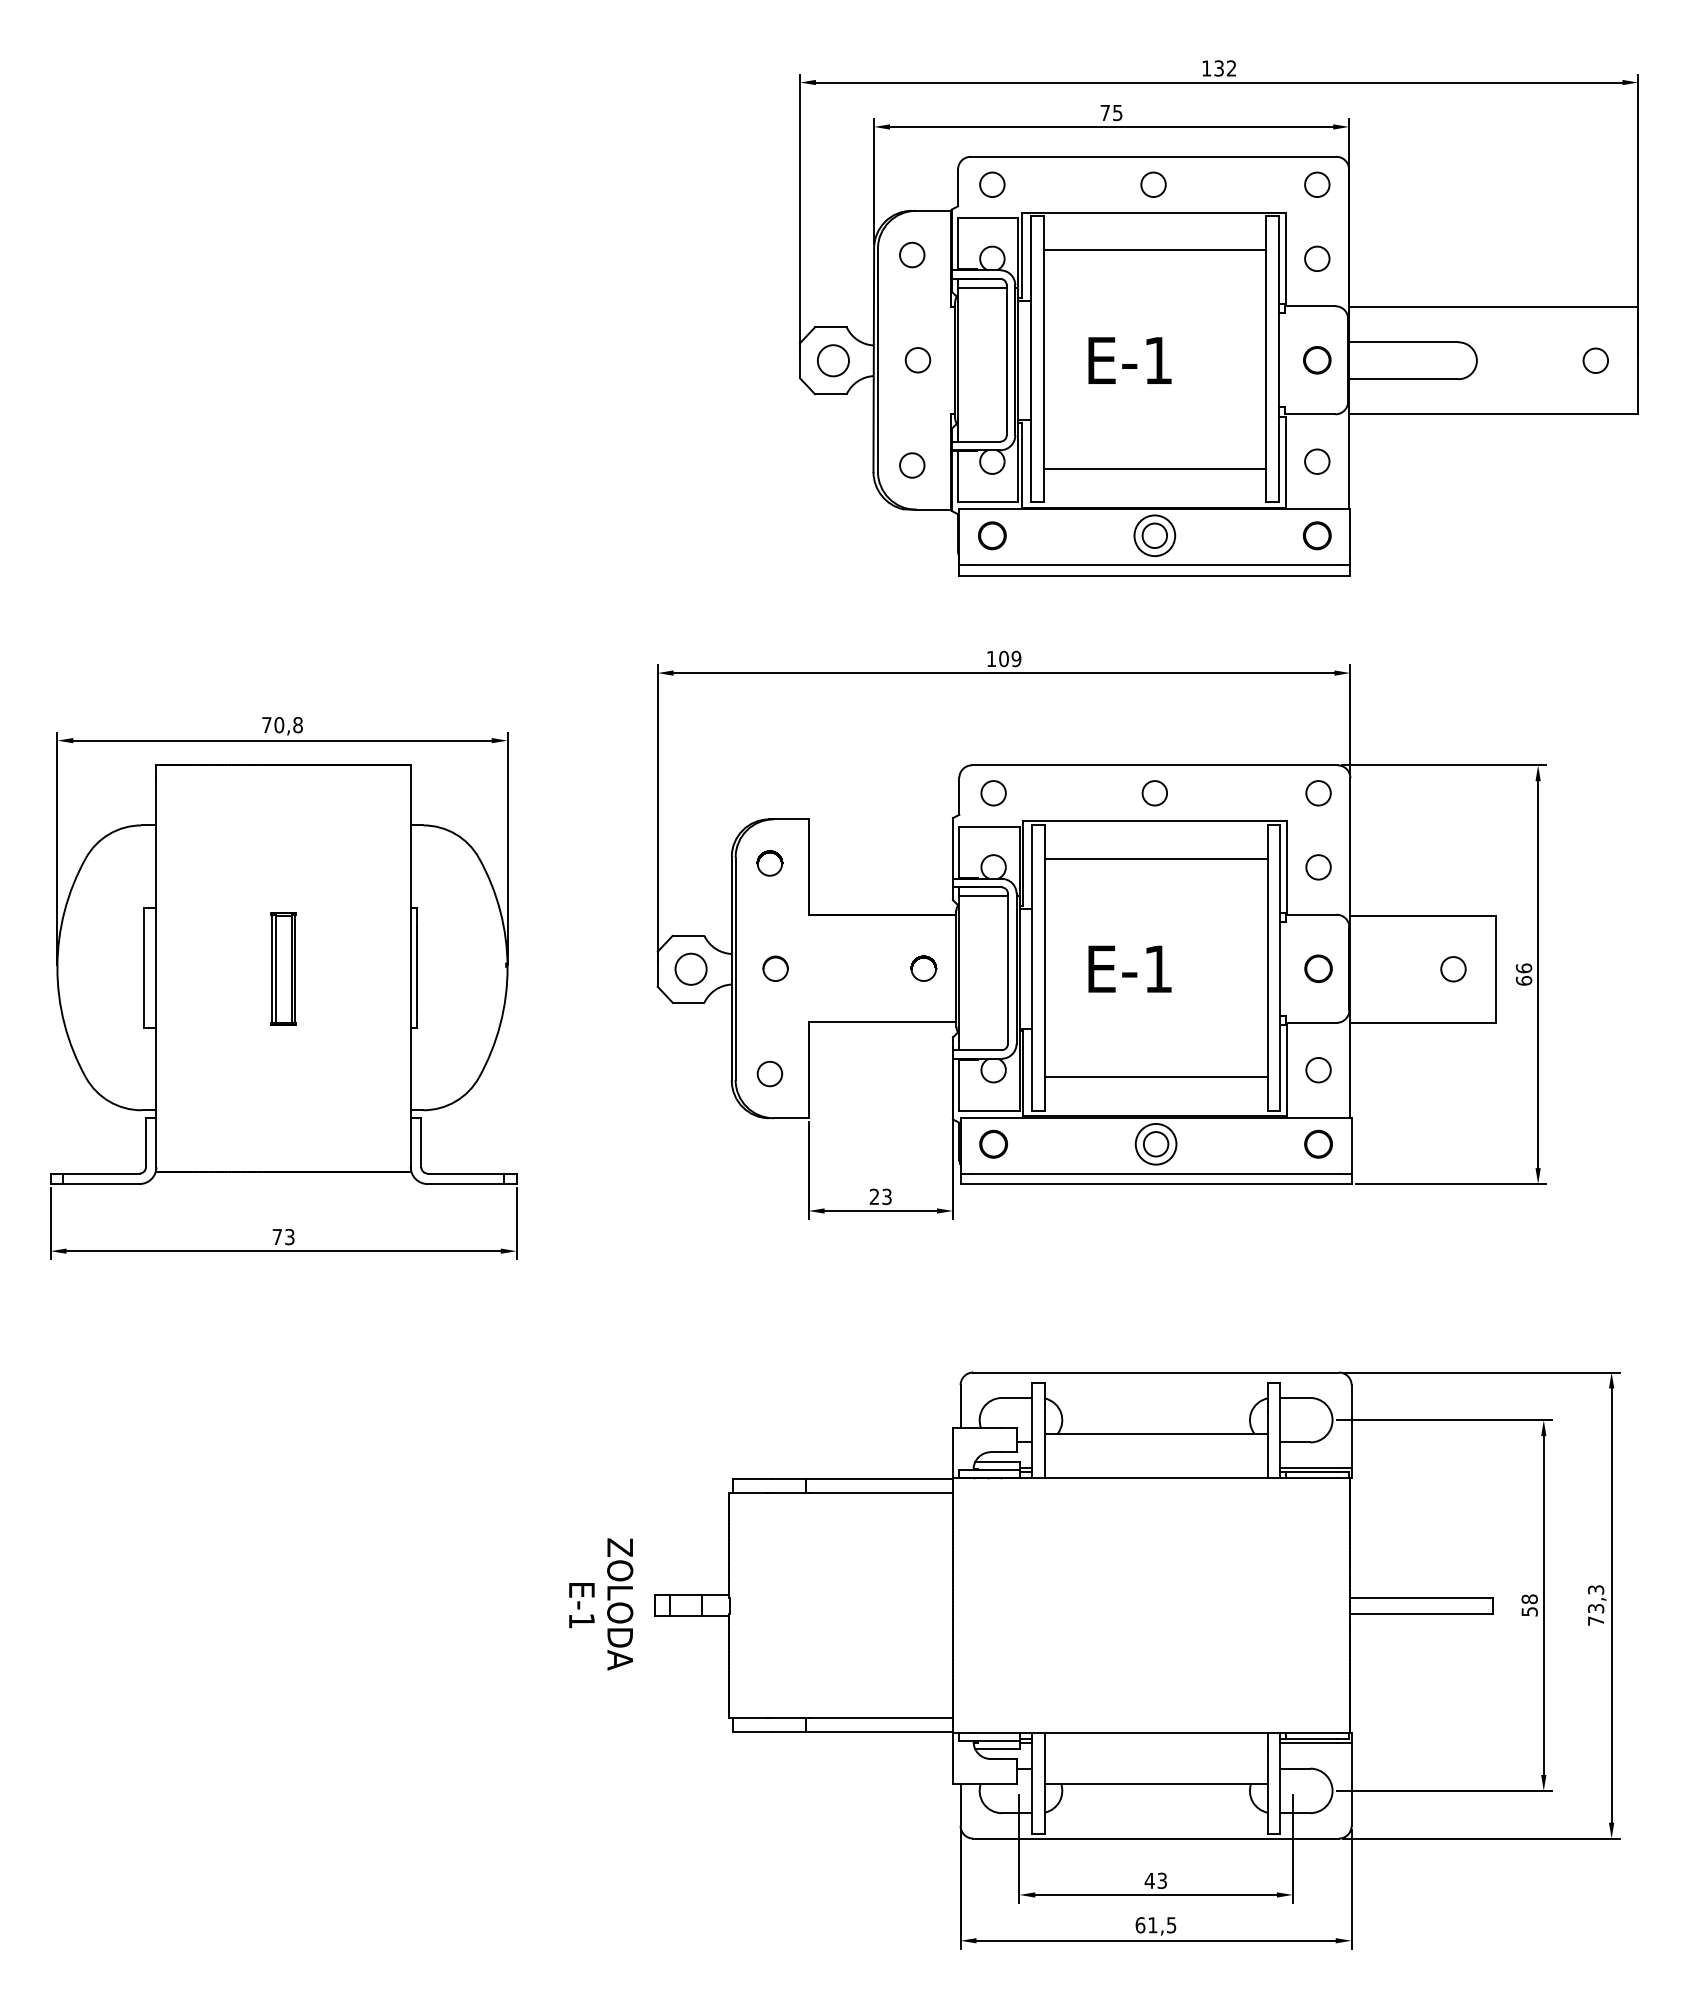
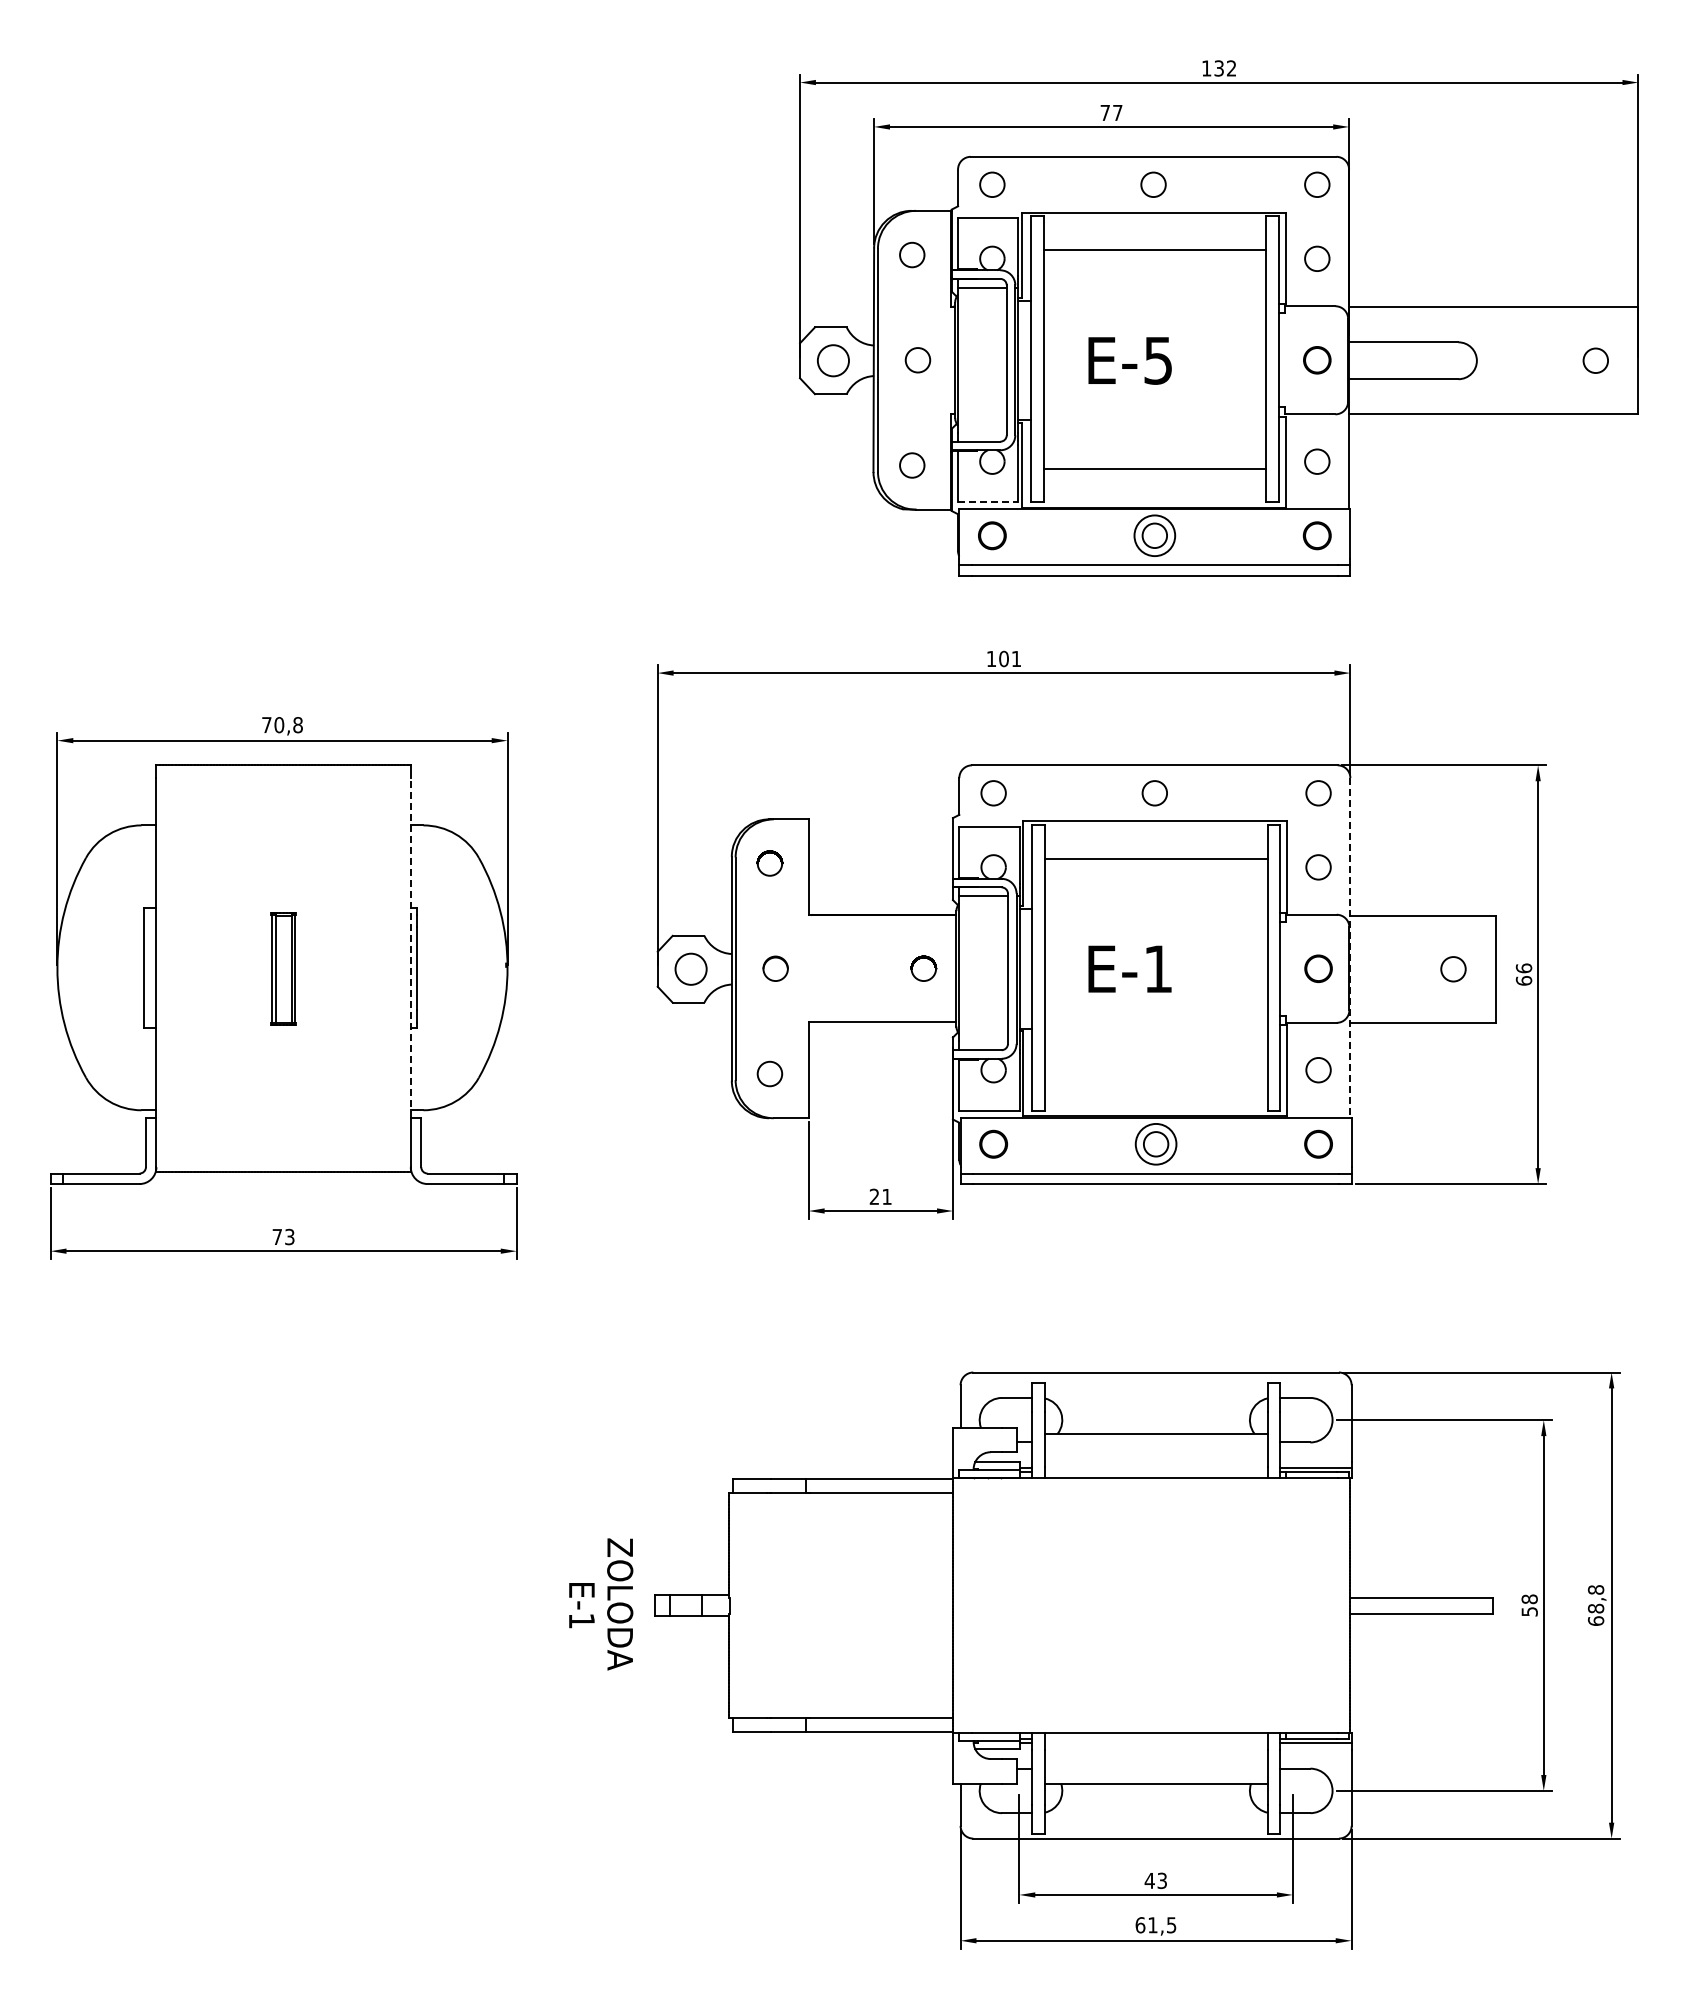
text: 75 -> 77 (1117, 113)
text: E-1 -> E-5 (1157, 360)
line: solid -> dashed (988, 502)
text: 109 -> 101 (1016, 658)
line: solid -> dashed (410, 947)
line: solid -> dashed (1350, 947)
line: present -> none (1156, 1077)
text: 23 -> 21 (886, 1196)
text: 73,3 -> 68,8 (1596, 1605)
